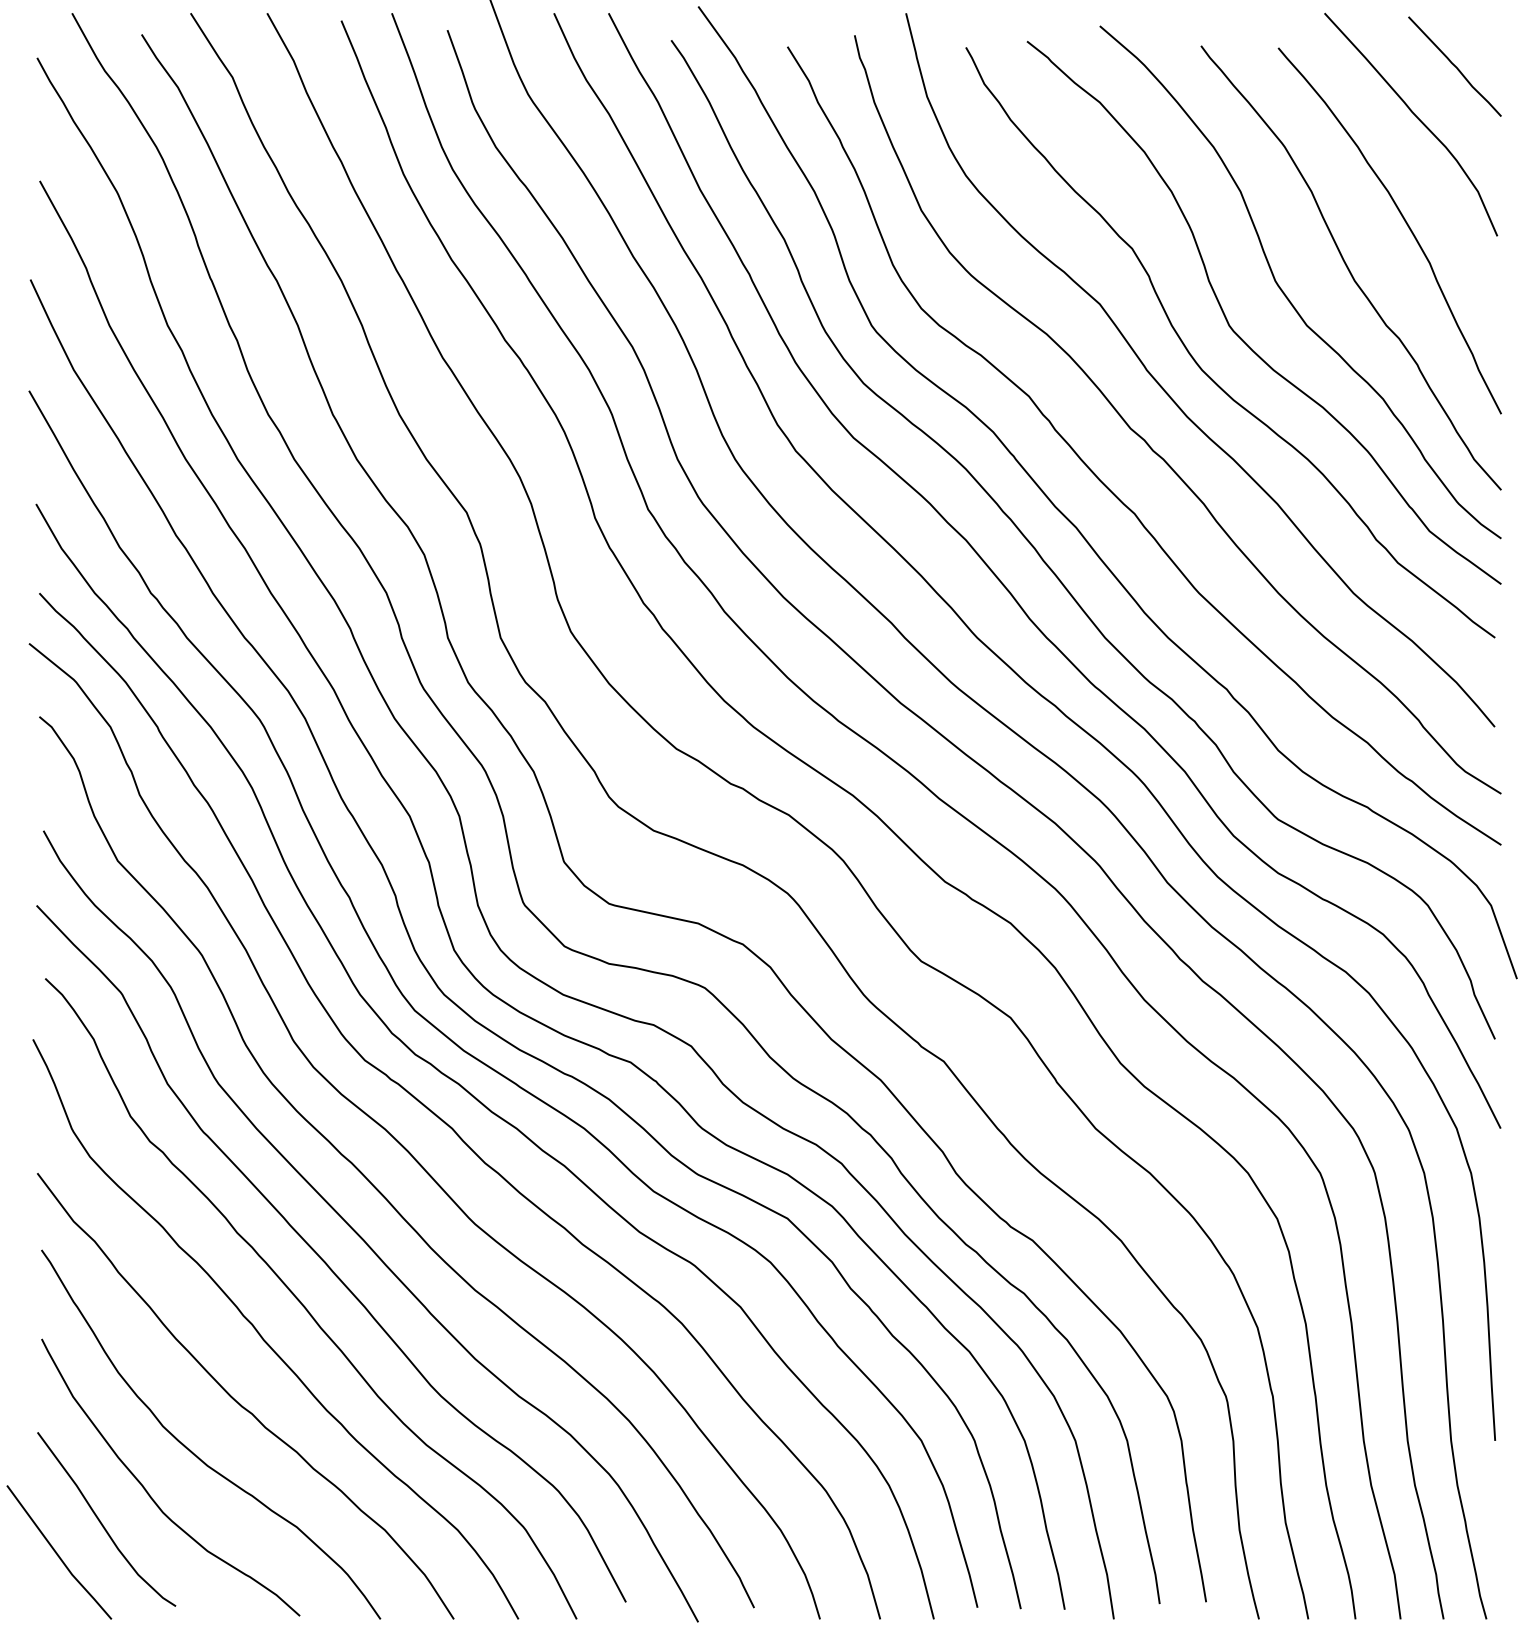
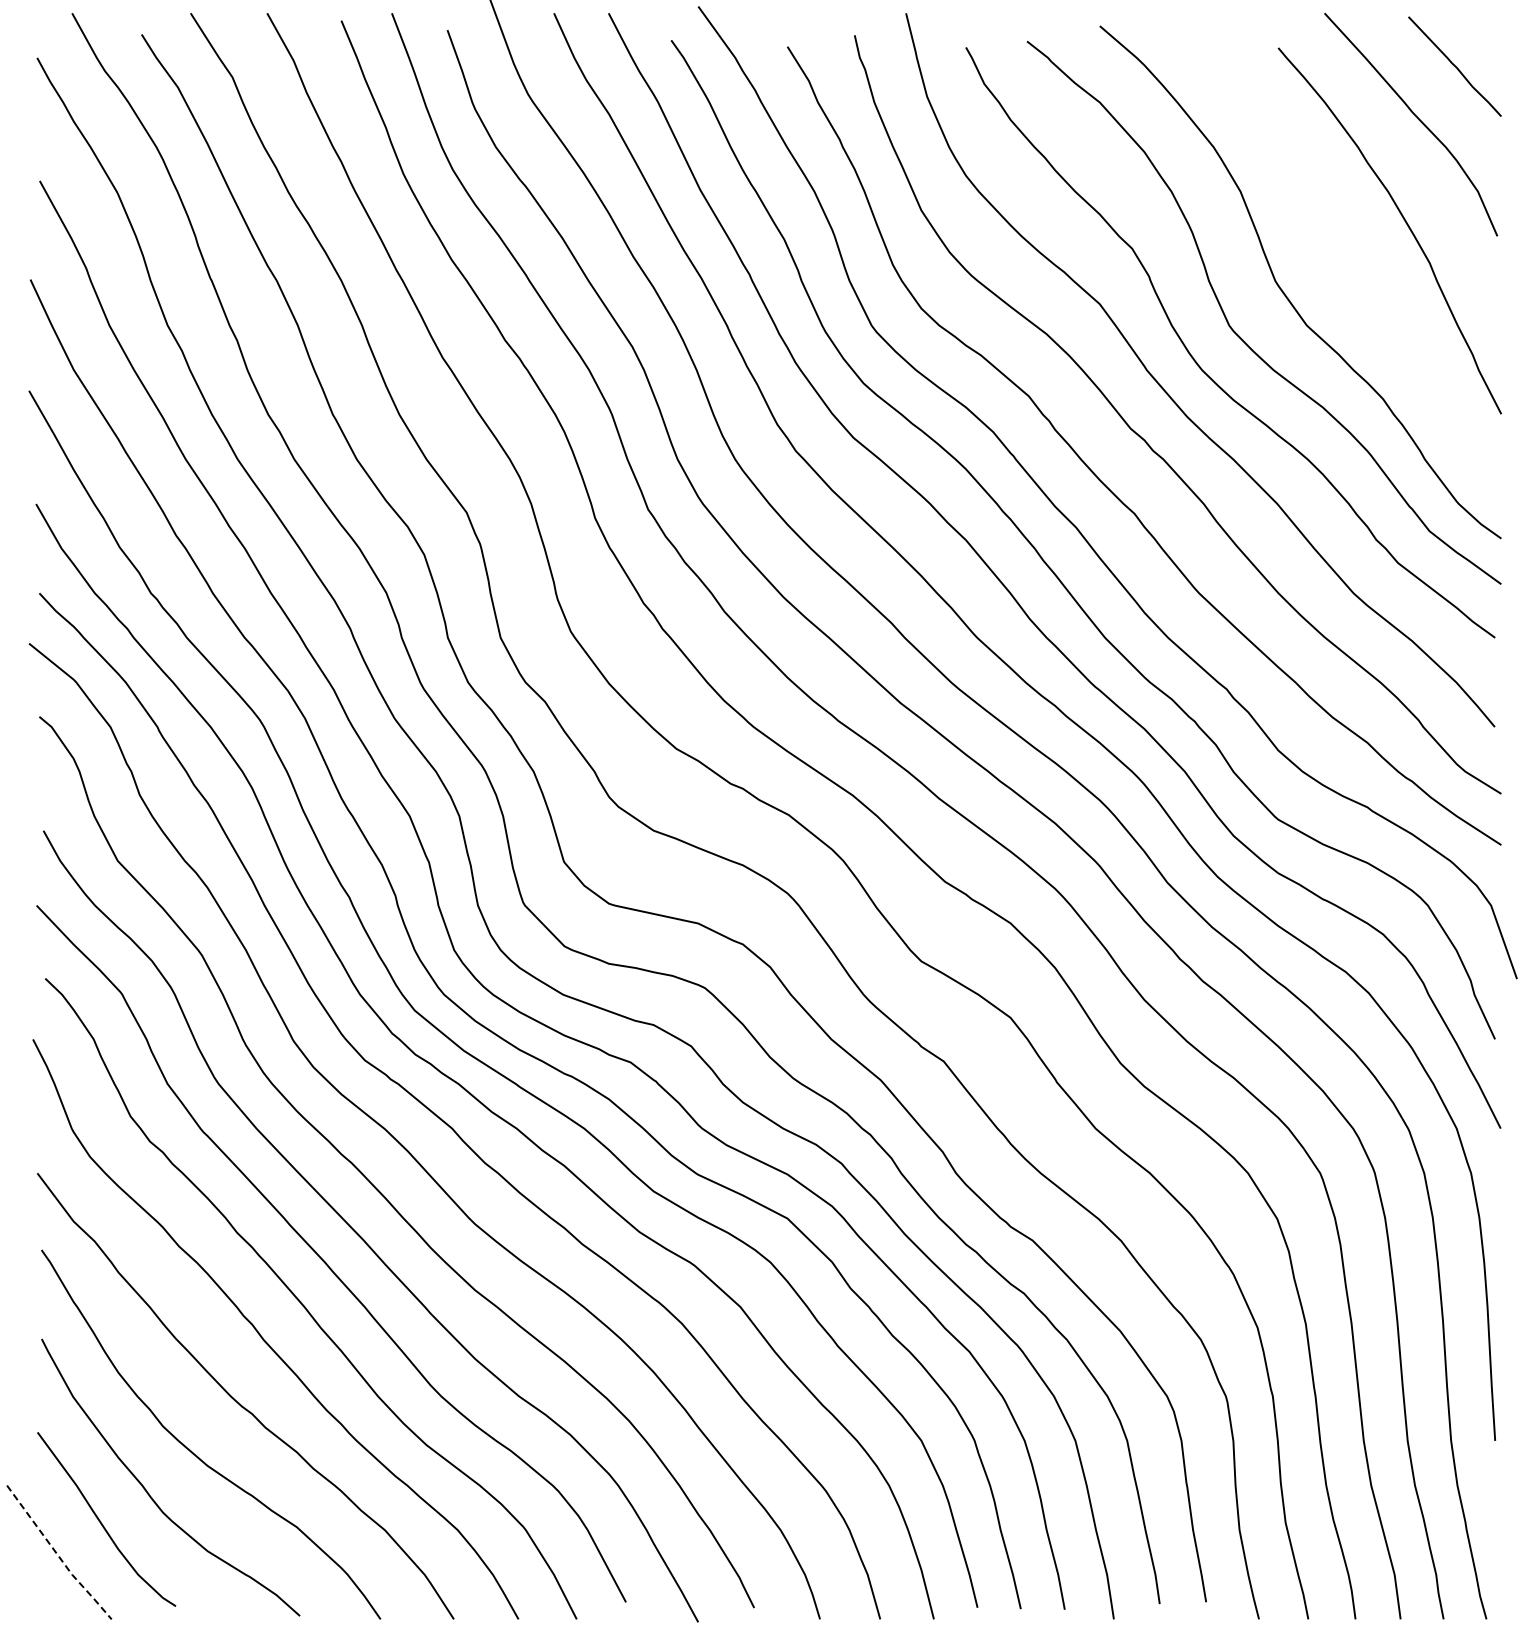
curve: present -> none (1349, 268)
line: solid -> dashed (58, 1555)
